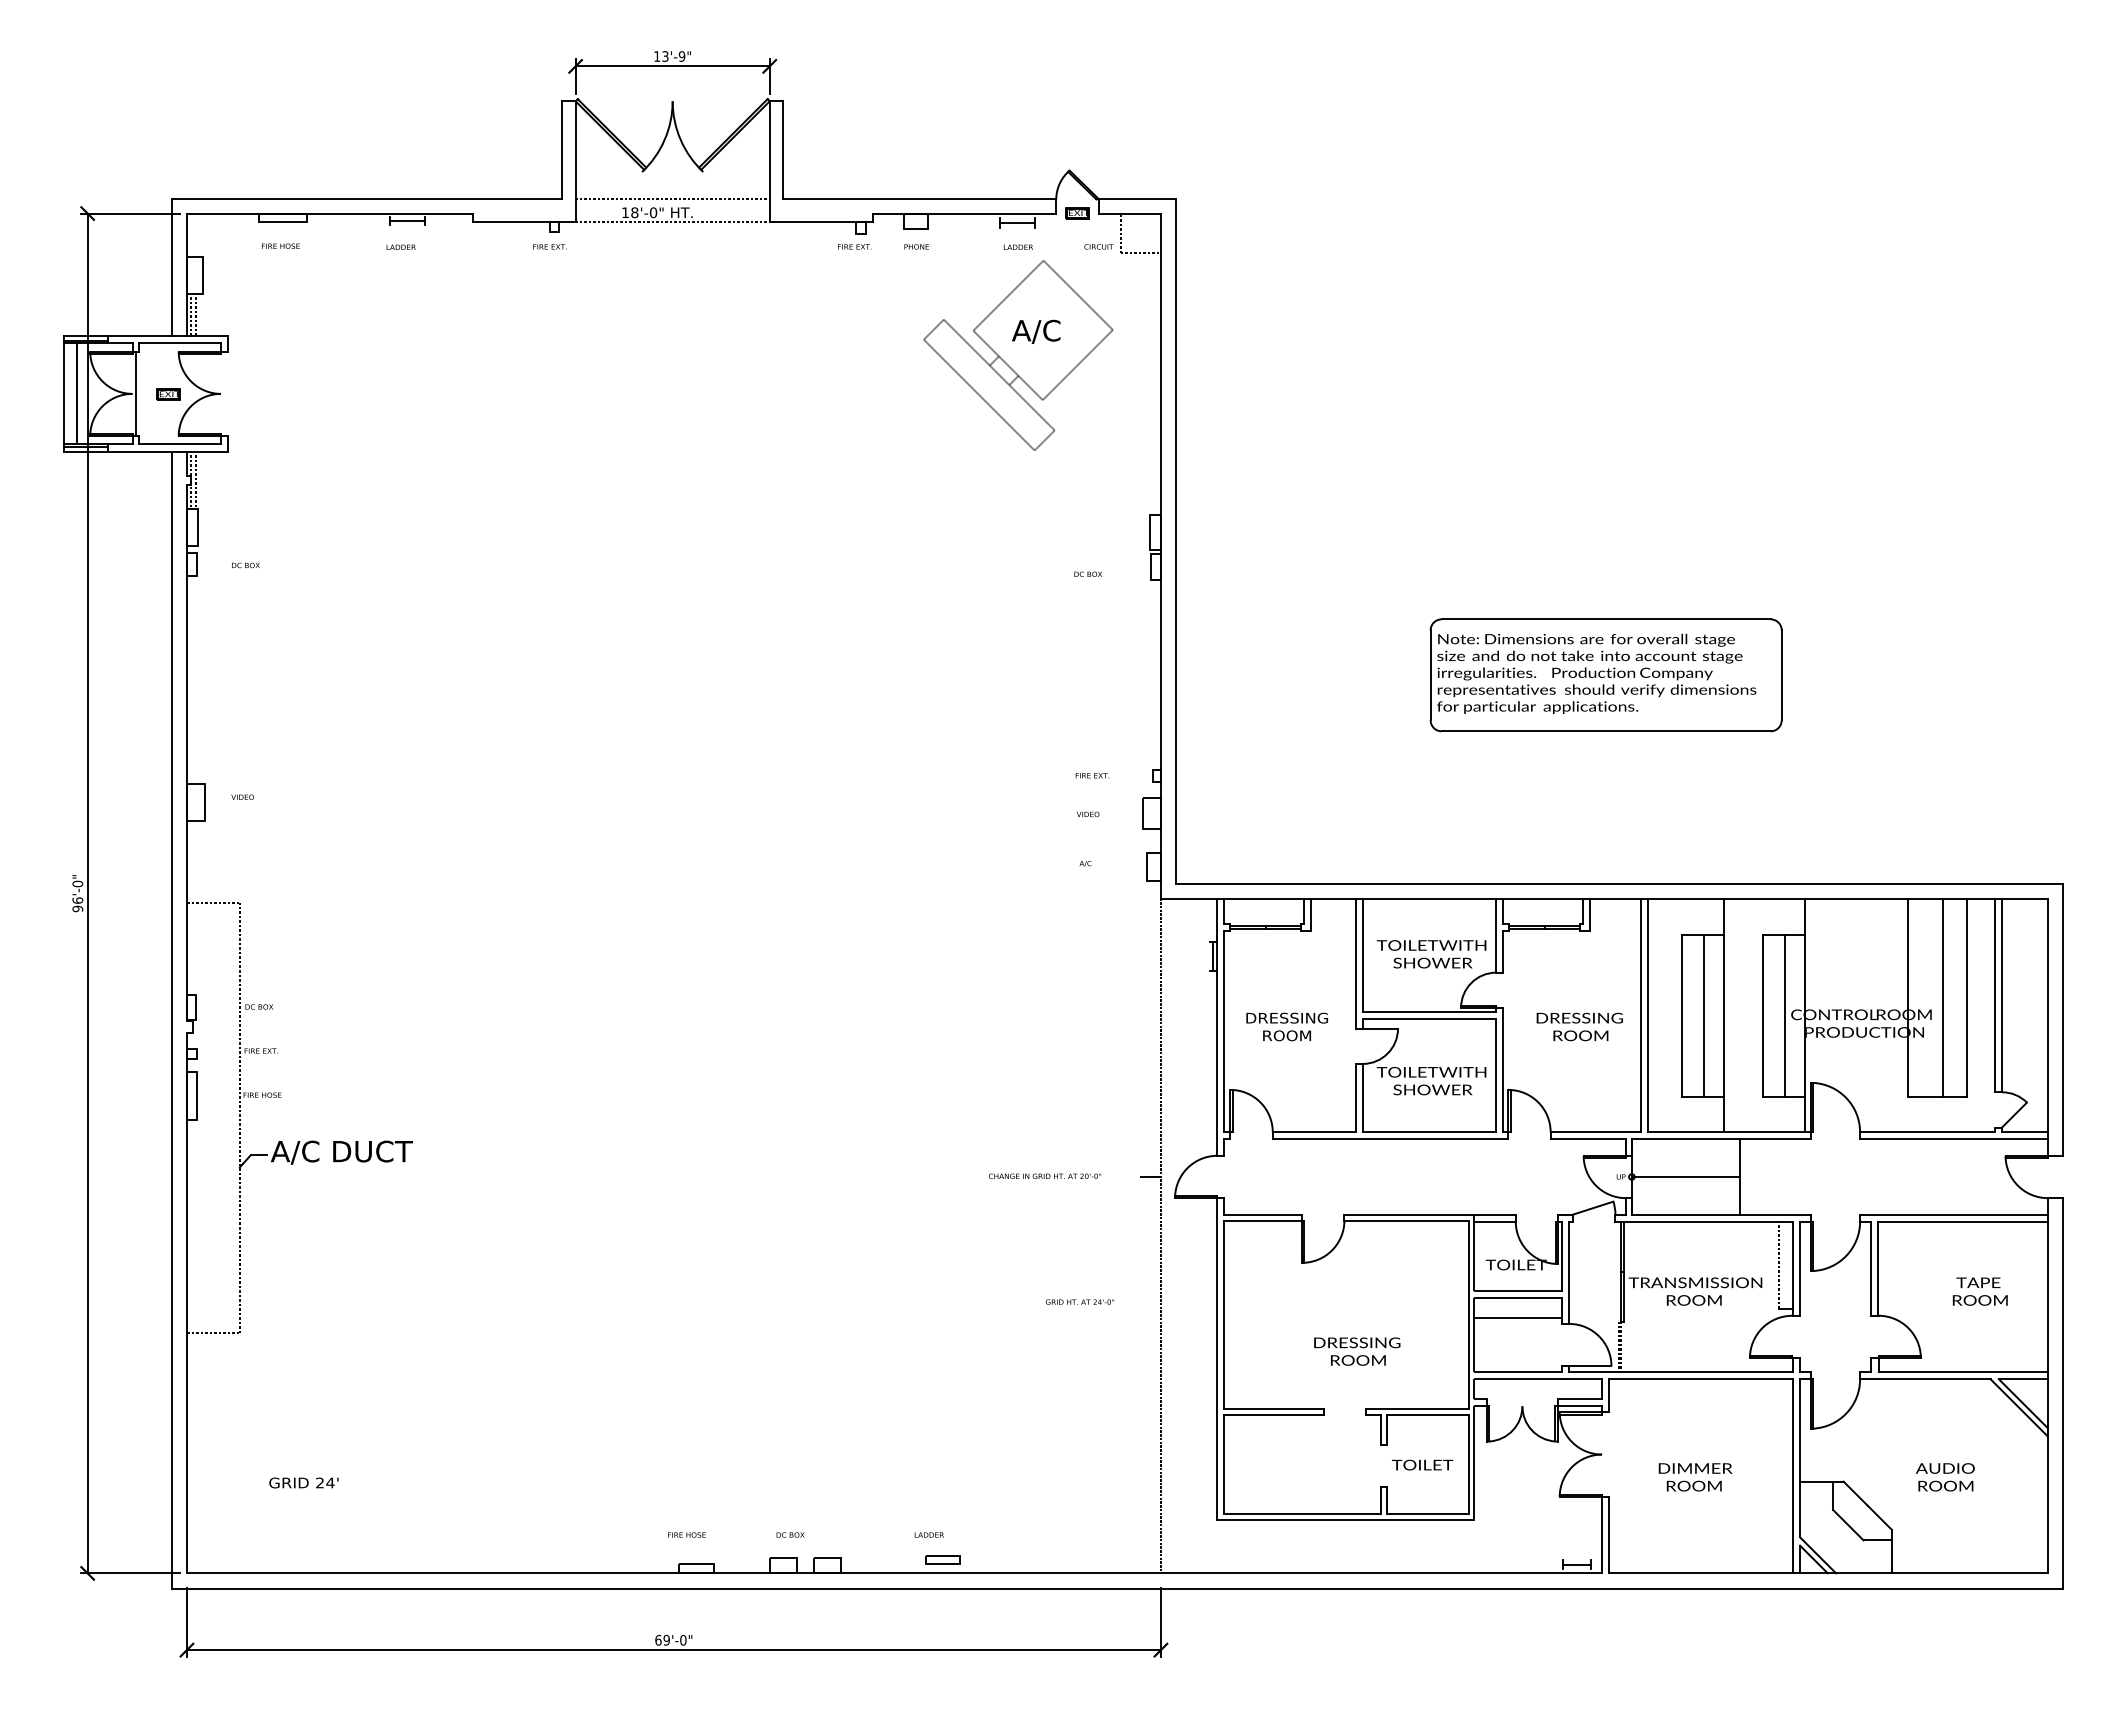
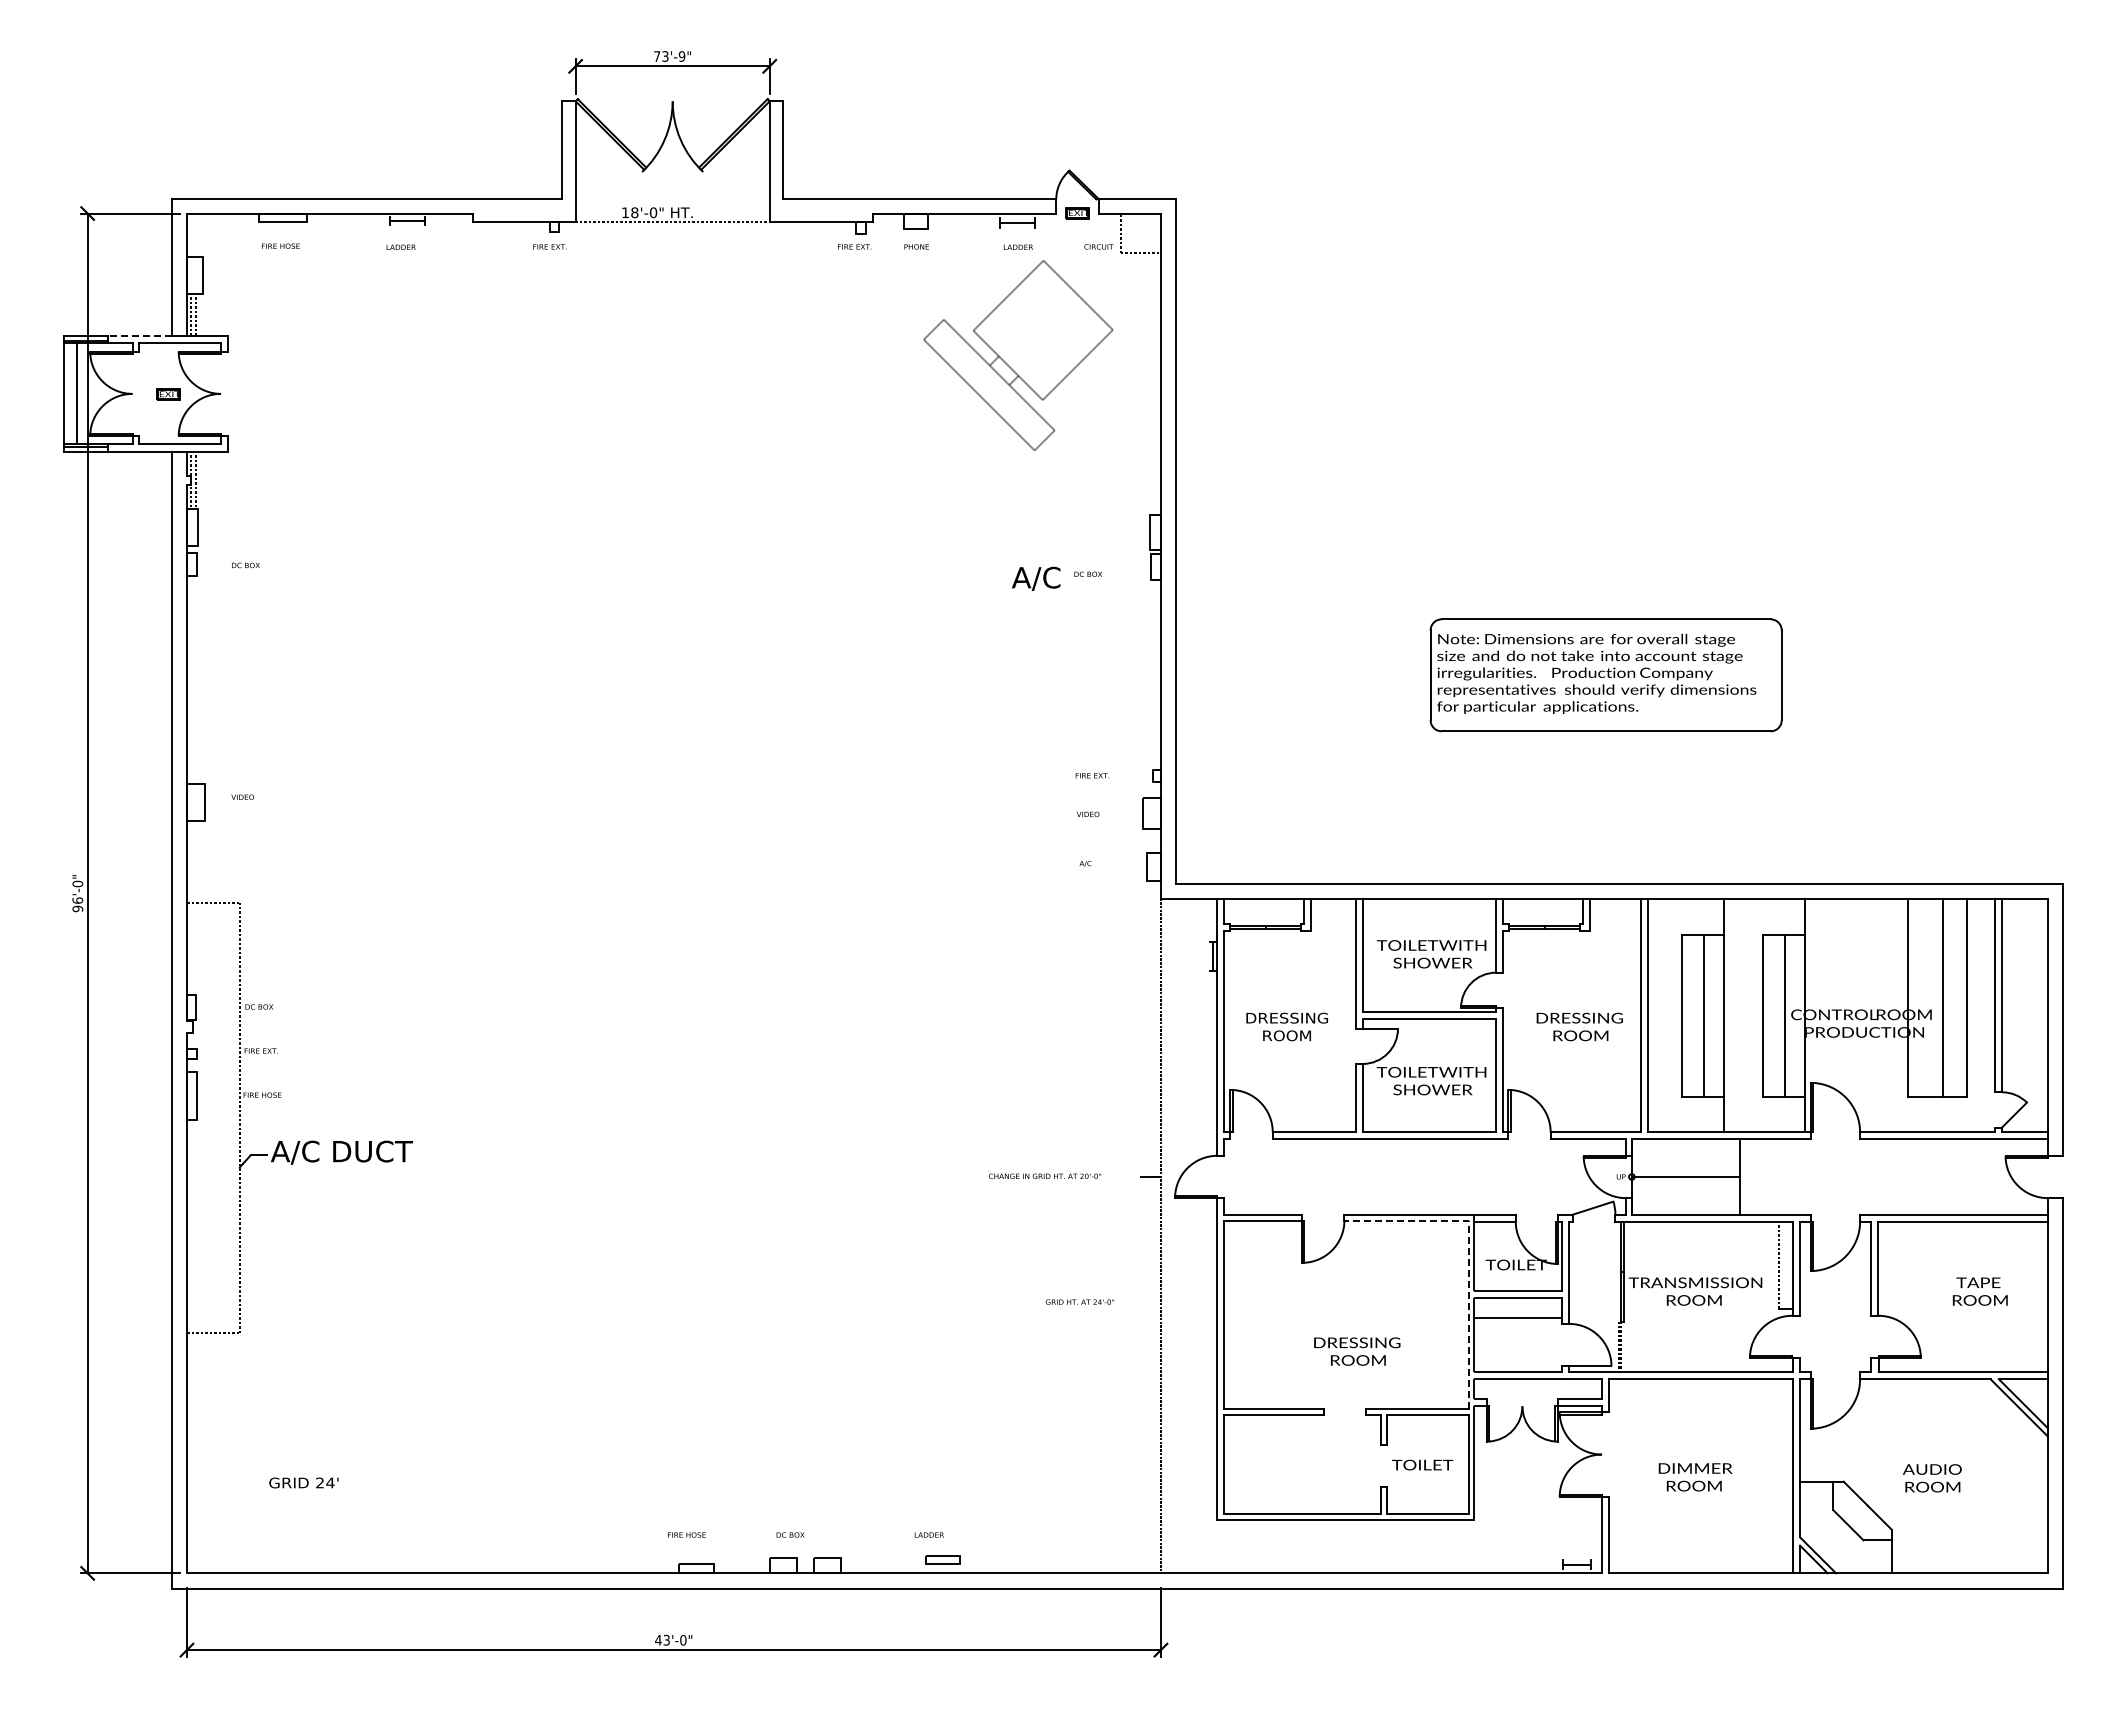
text: 13'-9" -> 73'-9" (657, 56)
line: present -> none (672, 199)
text position: (1036, 331) -> (1036, 578) (1036, 578)
line: solid -> dashed (139, 335)
line: present -> none (136, 393)
line: solid -> dashed (1468, 1251)
text position: (1945, 1477) -> (1932, 1478) (1932, 1478)
text: 69'-0" -> 43'-0" (662, 1639)
